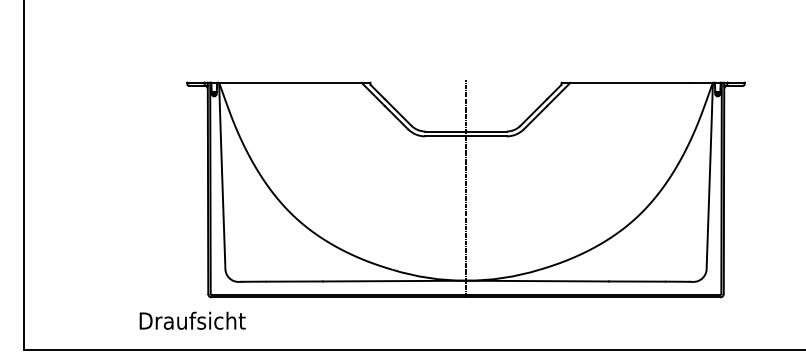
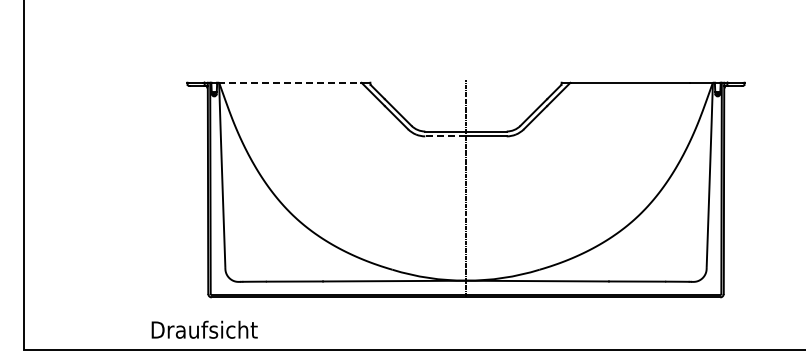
line: solid -> dashed (290, 82)
line: solid -> dashed (445, 136)
text position: (192, 320) -> (204, 329) (204, 329)
